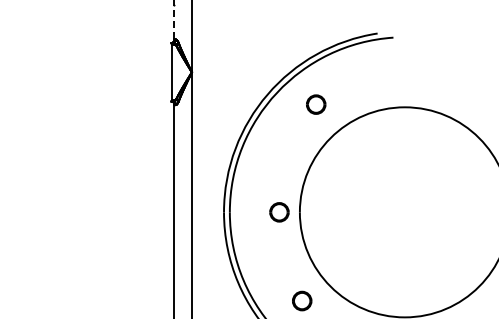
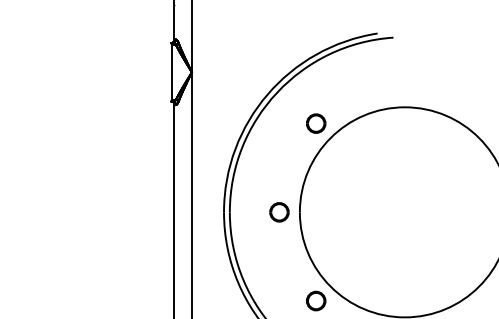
line: dashed -> solid (174, 19)
part position: (316, 104) -> (316, 123) (316, 123)
part position: (302, 300) -> (316, 300) (316, 300)
